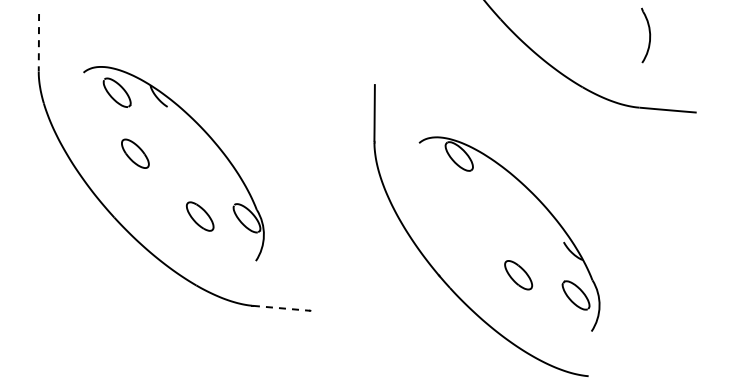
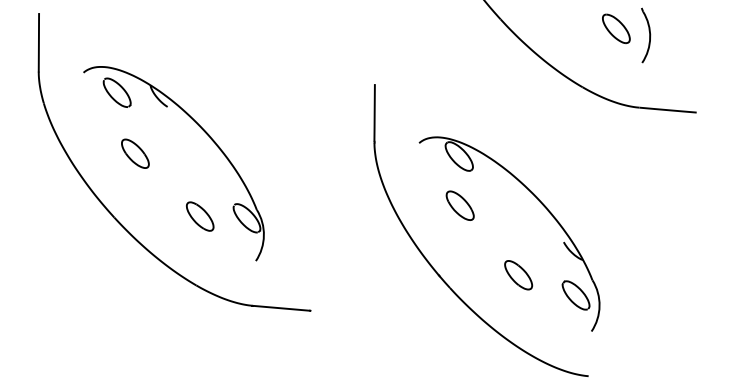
part: none -> present (616, 28)
line: dashed -> solid (38, 42)
part: none -> present (459, 205)
line: dashed -> solid (281, 308)
